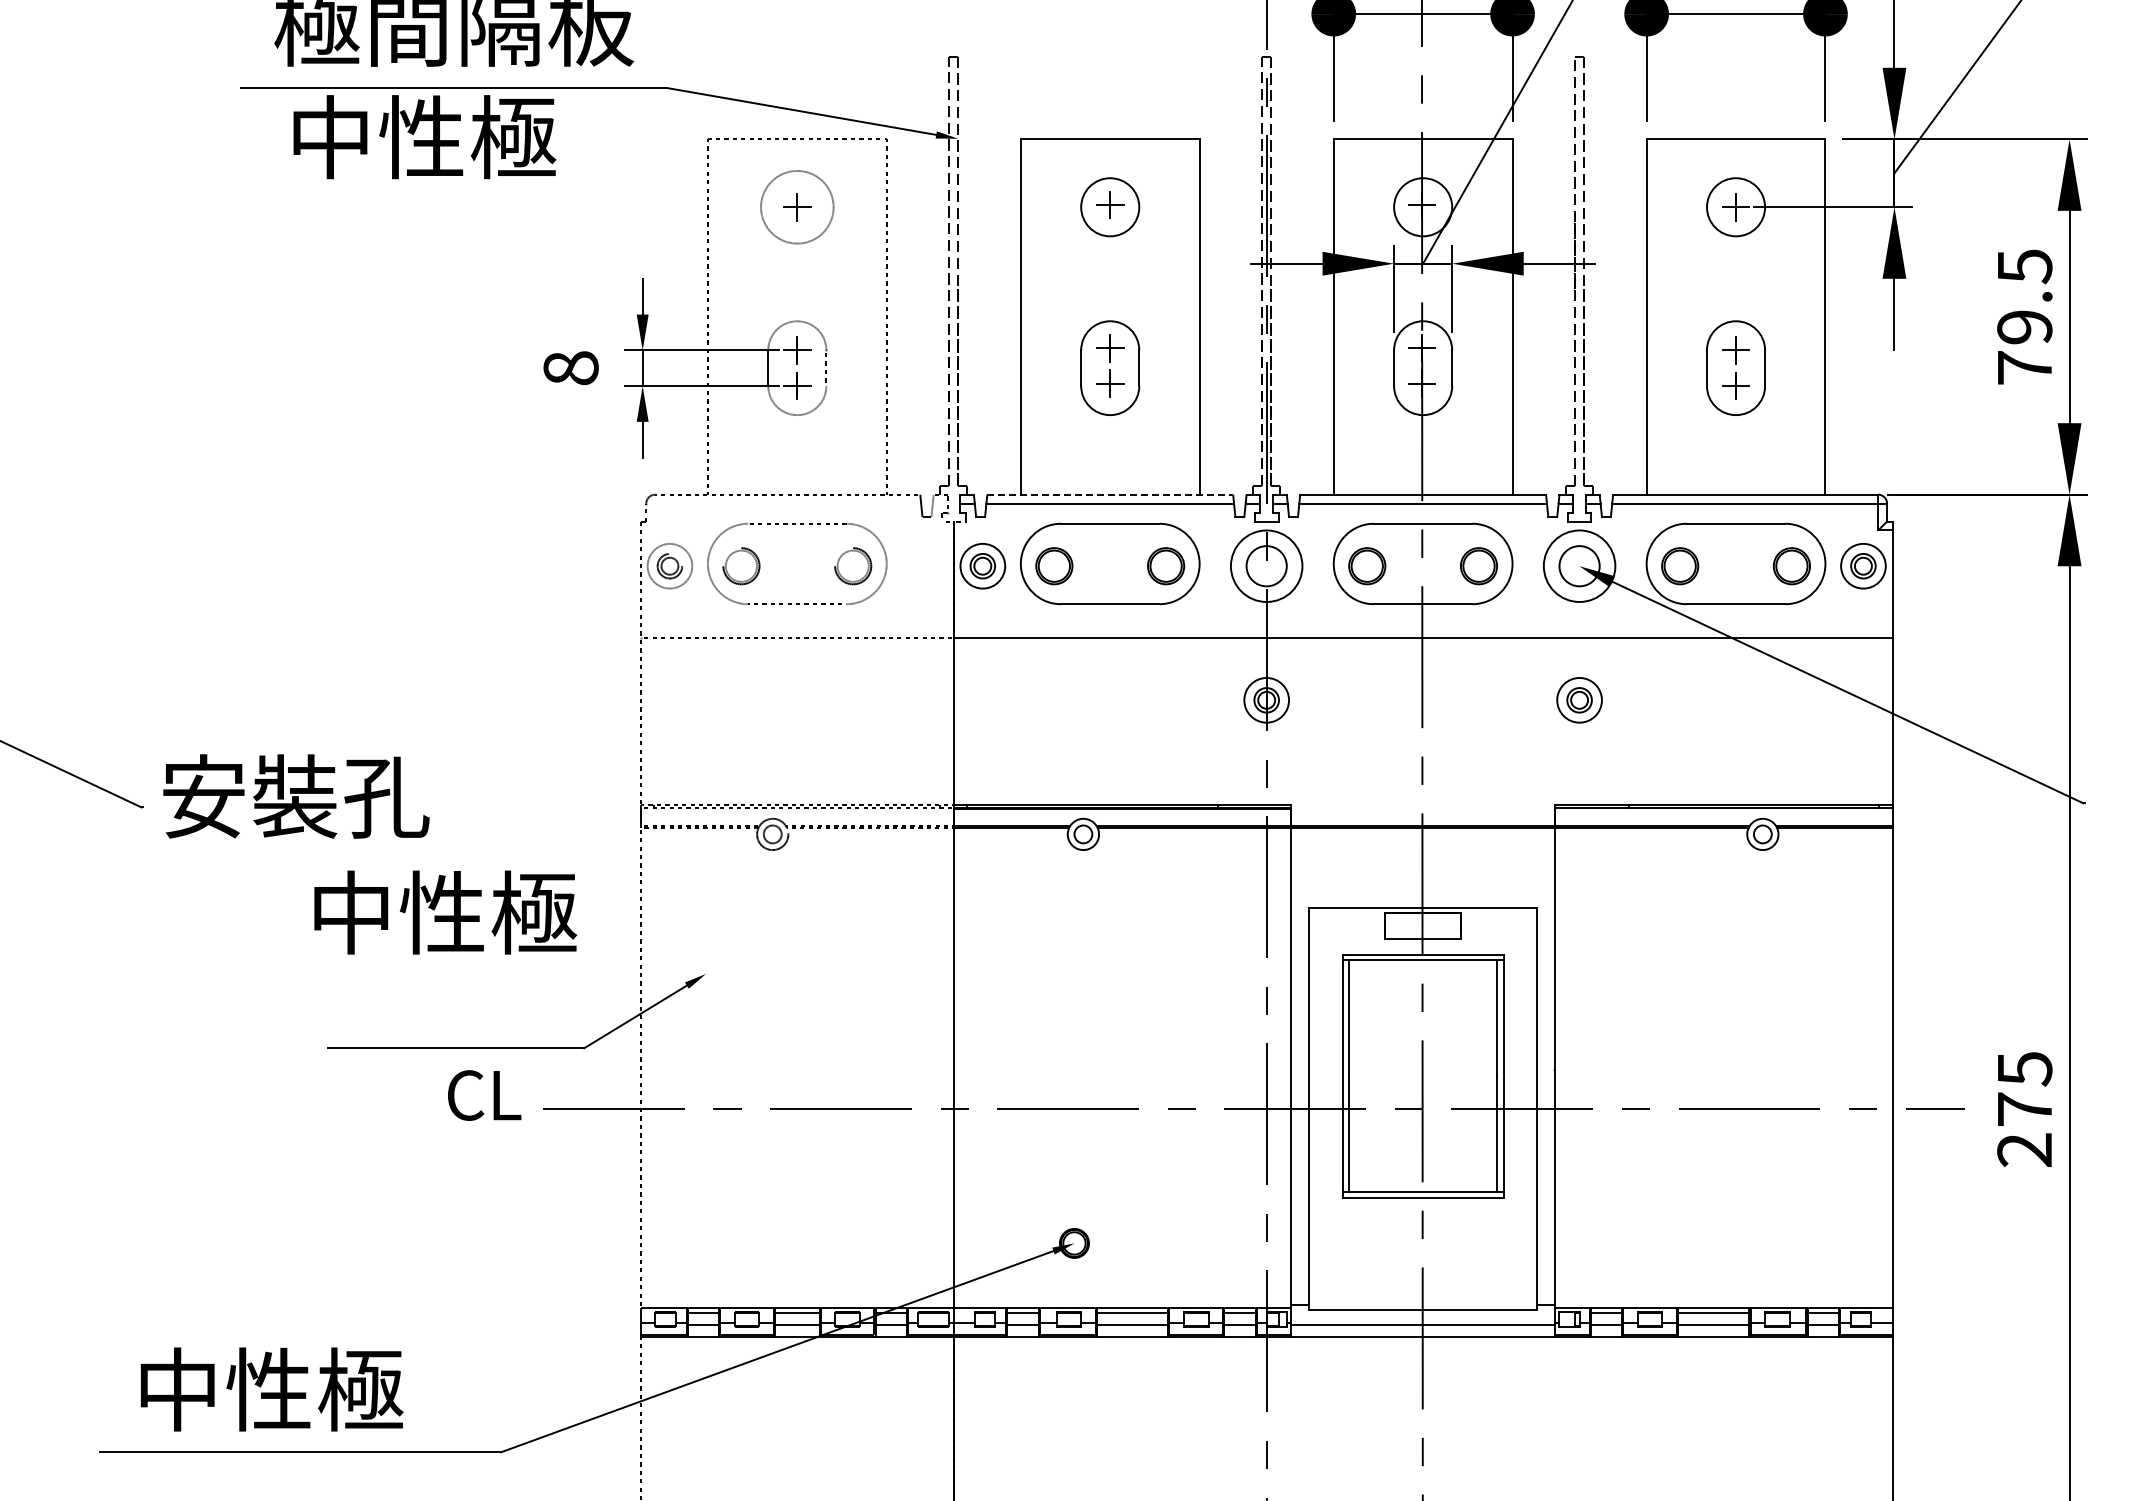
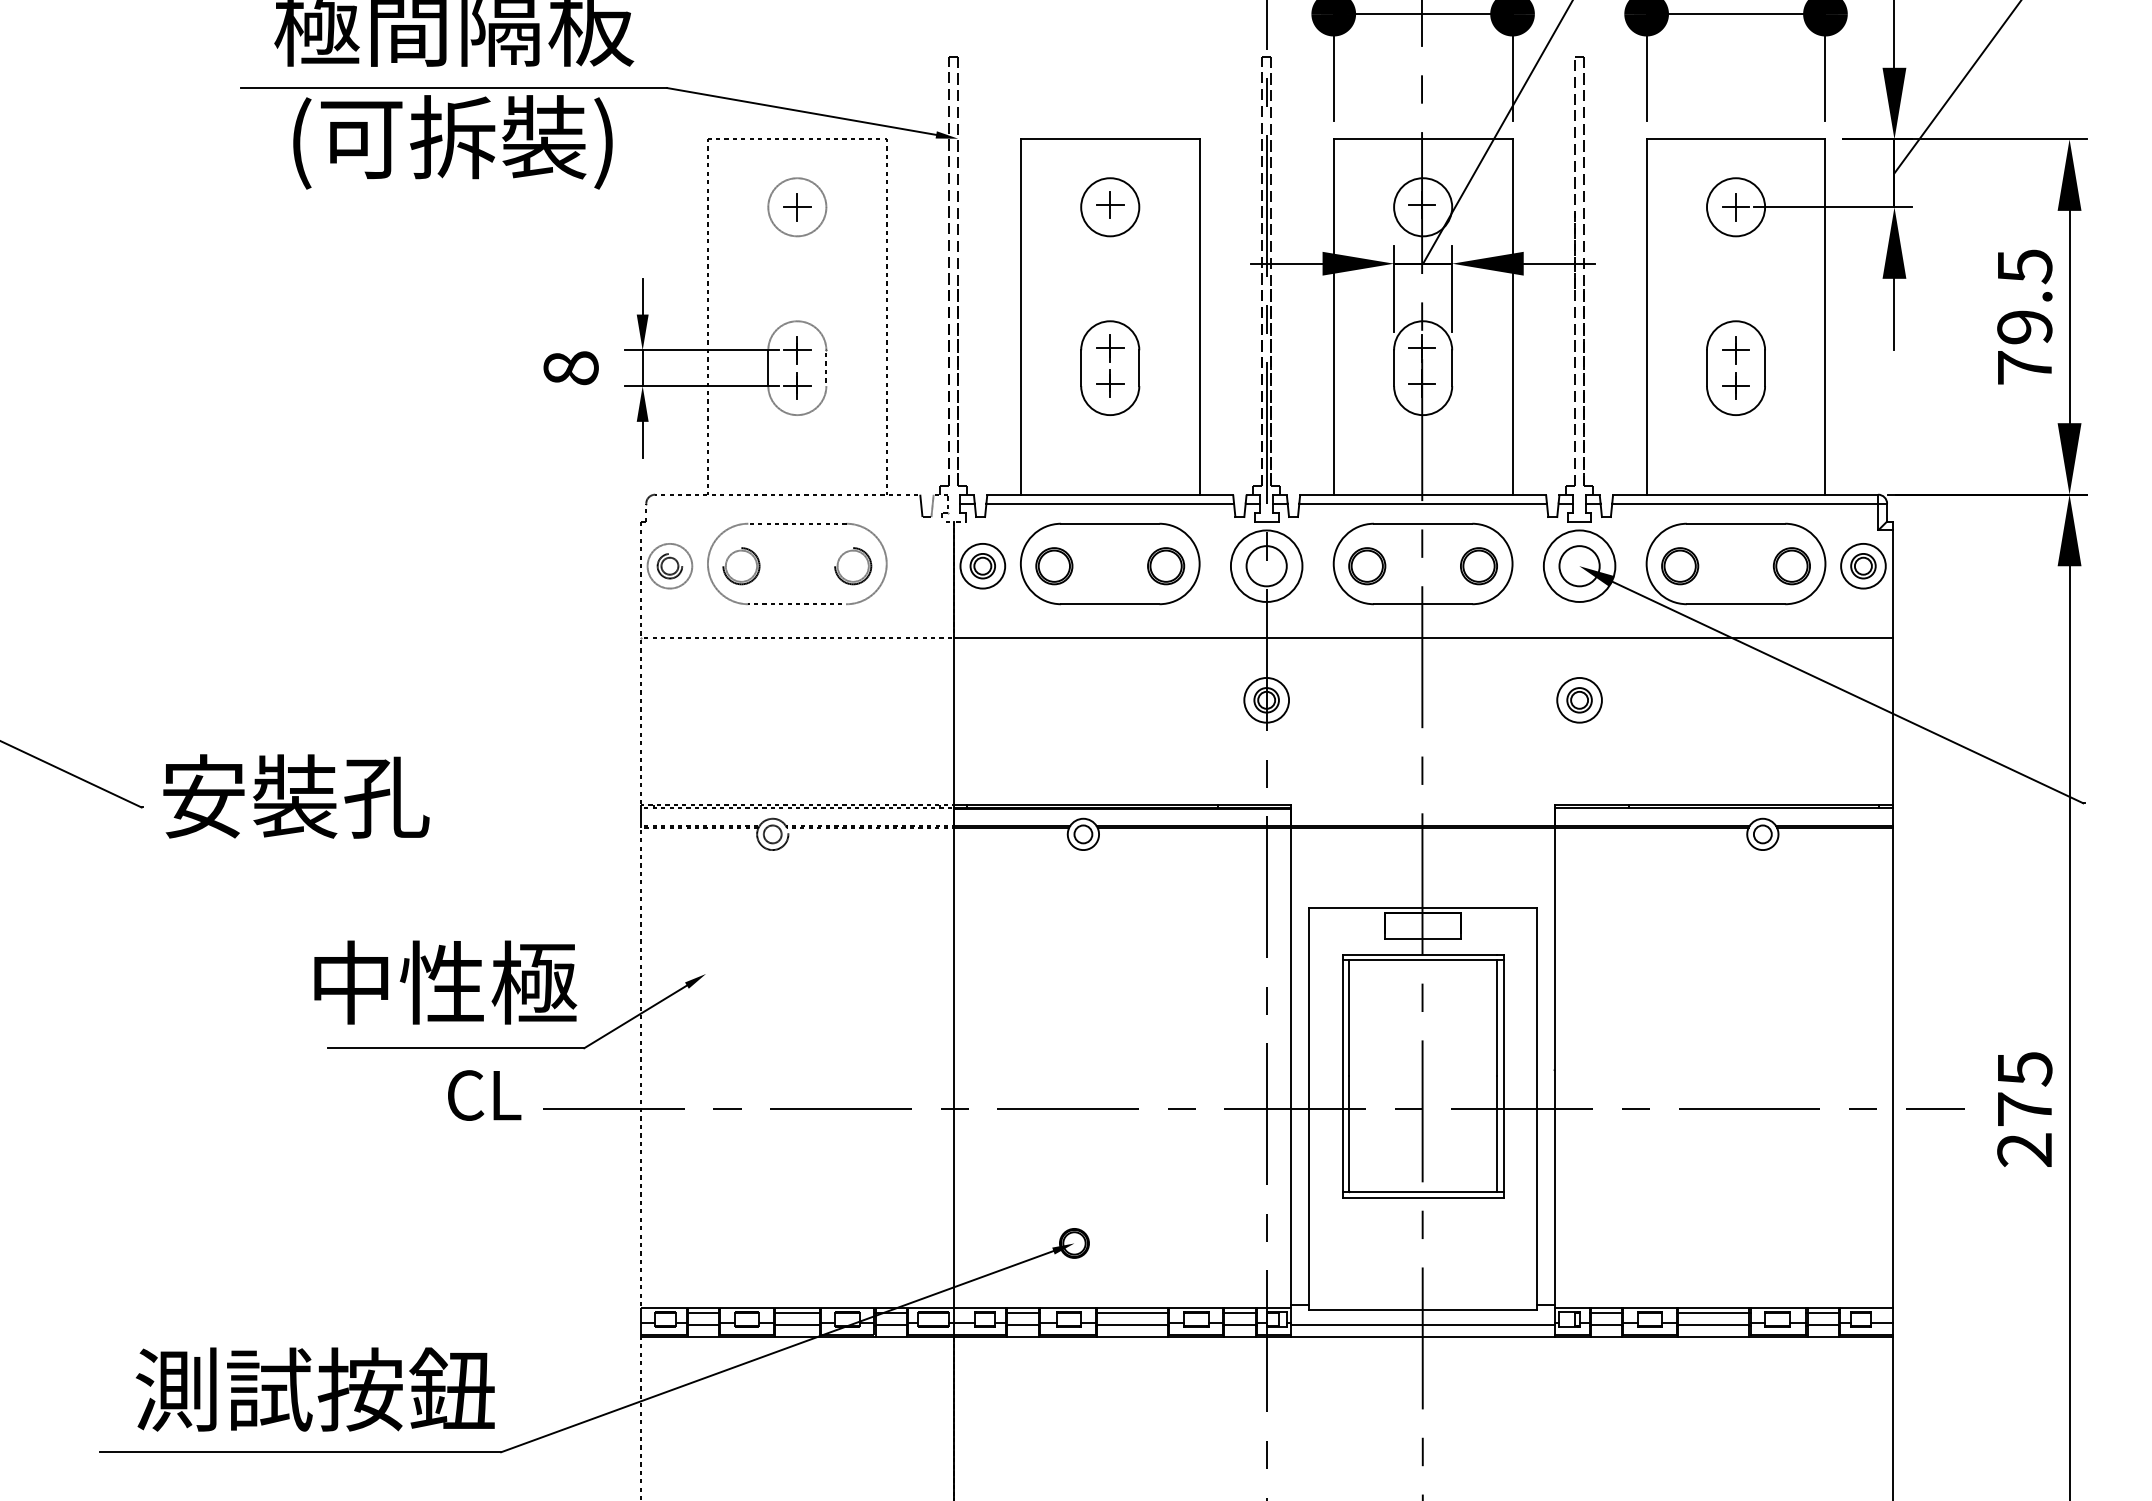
text: 中性極 -> (可拆裝) (452, 142)
circle diameter: 73 px -> 58 px (797, 207)
line: dashed -> solid (1110, 494)
text position: (445, 912) -> (445, 982) (445, 982)
text: 中性極 -> 測試按鈕 (314, 1389)
